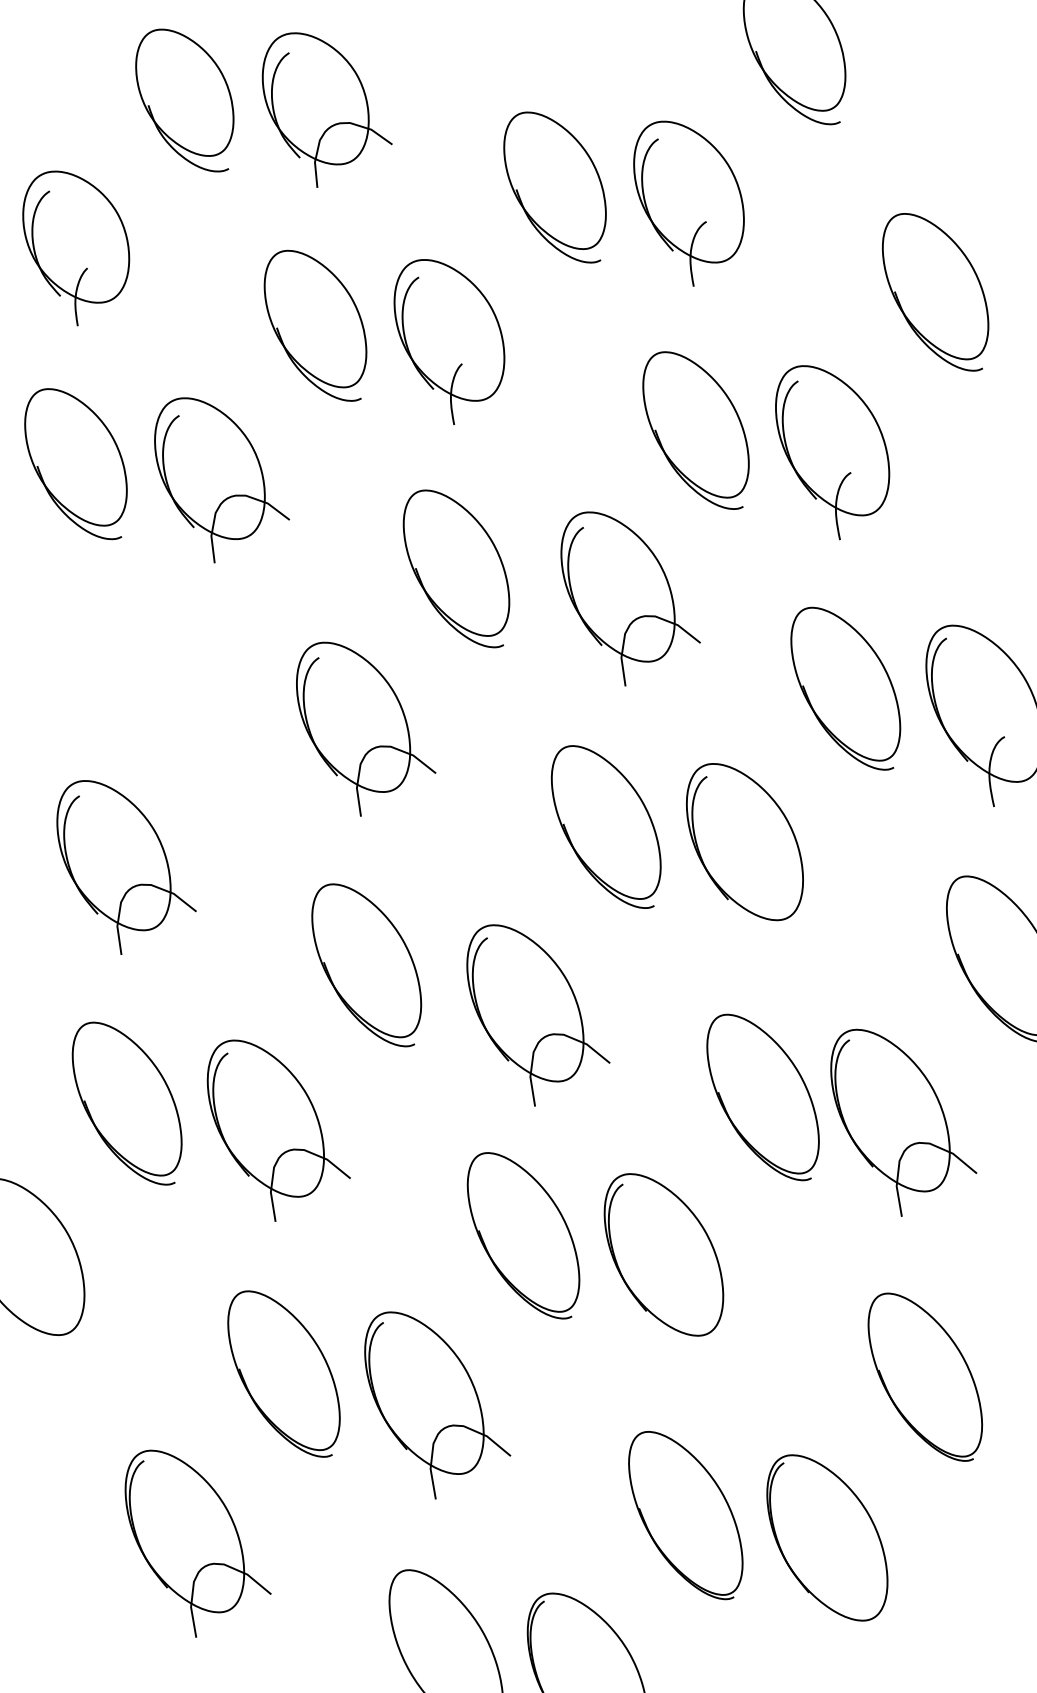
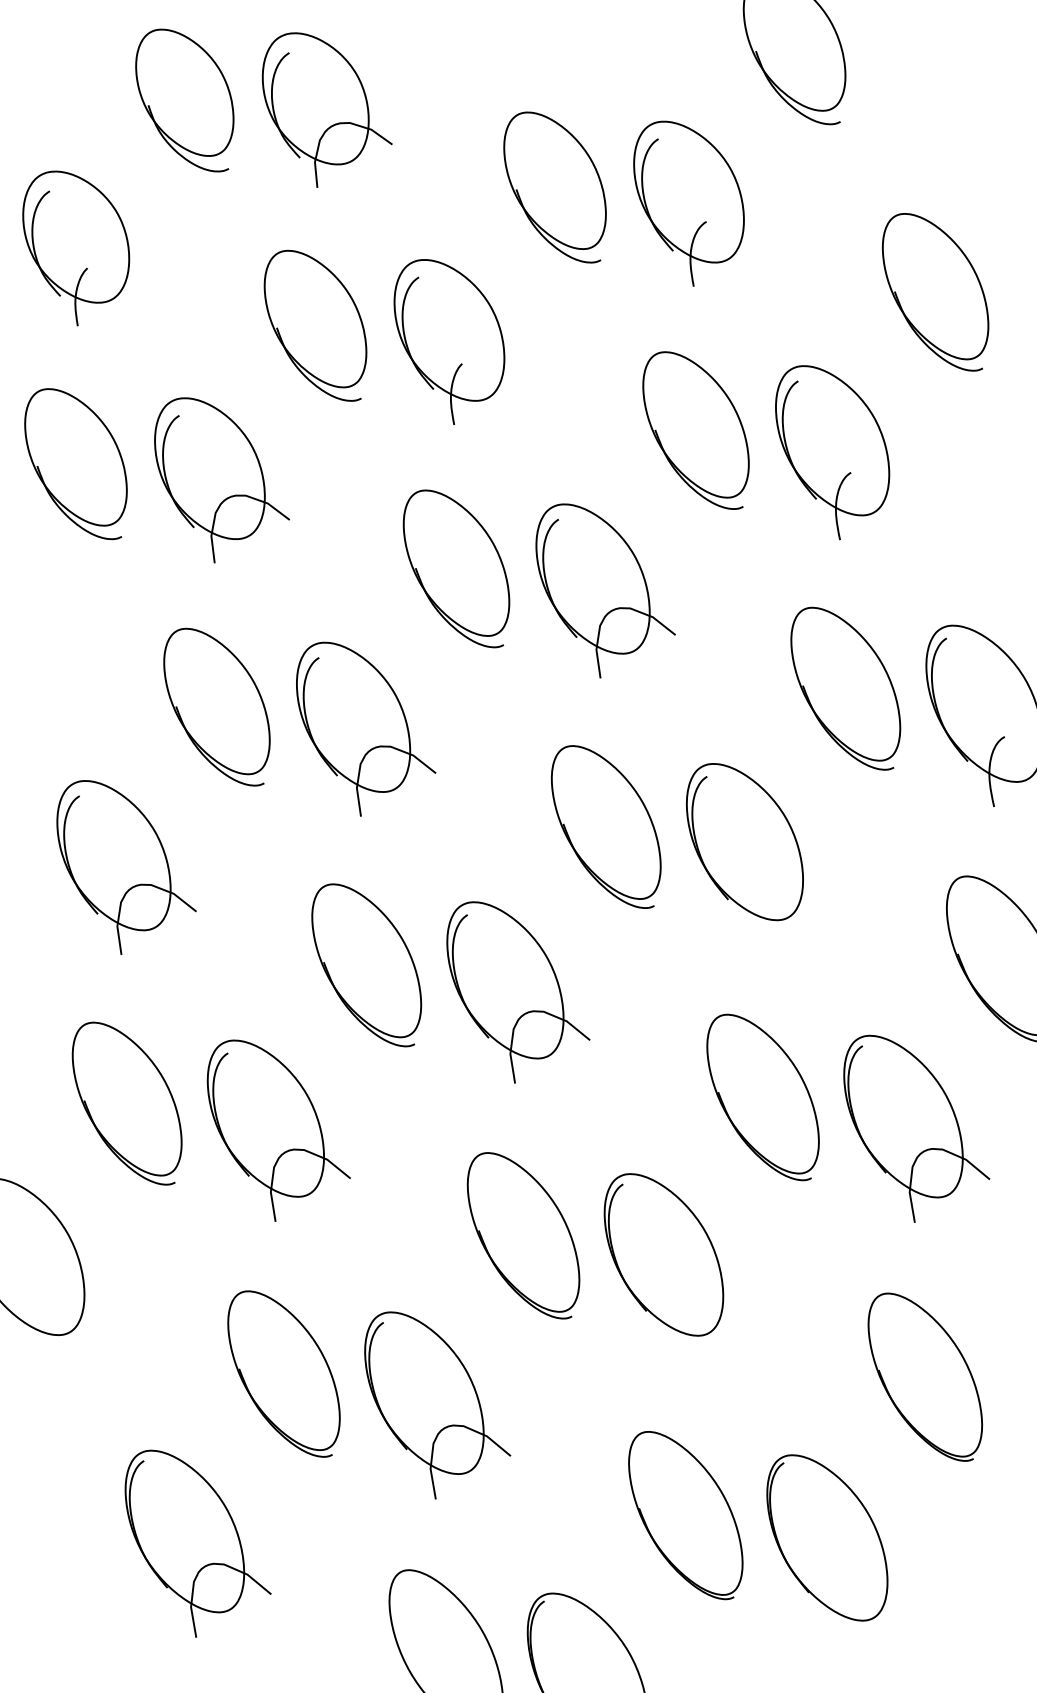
part position: (630, 598) -> (605, 590) (605, 590)
part: none -> present (216, 706)
part position: (538, 1015) -> (518, 992) (518, 992)
part position: (903, 1122) -> (916, 1128) (916, 1128)
